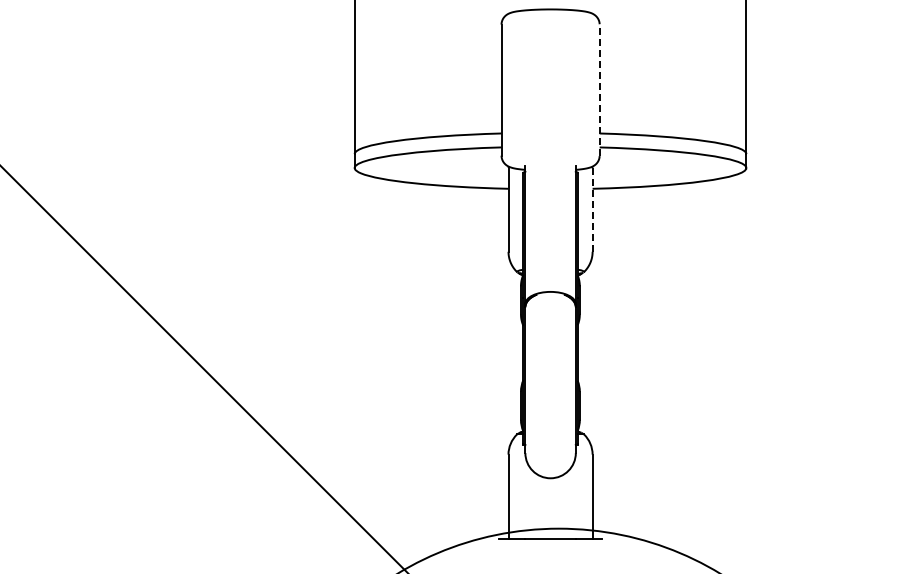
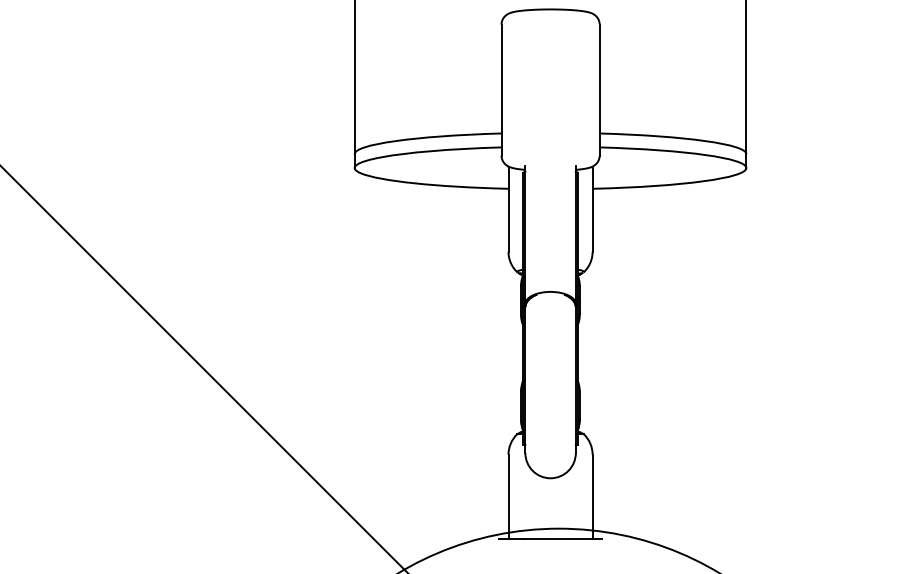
line: dashed -> solid (599, 90)
line: dashed -> solid (592, 209)
